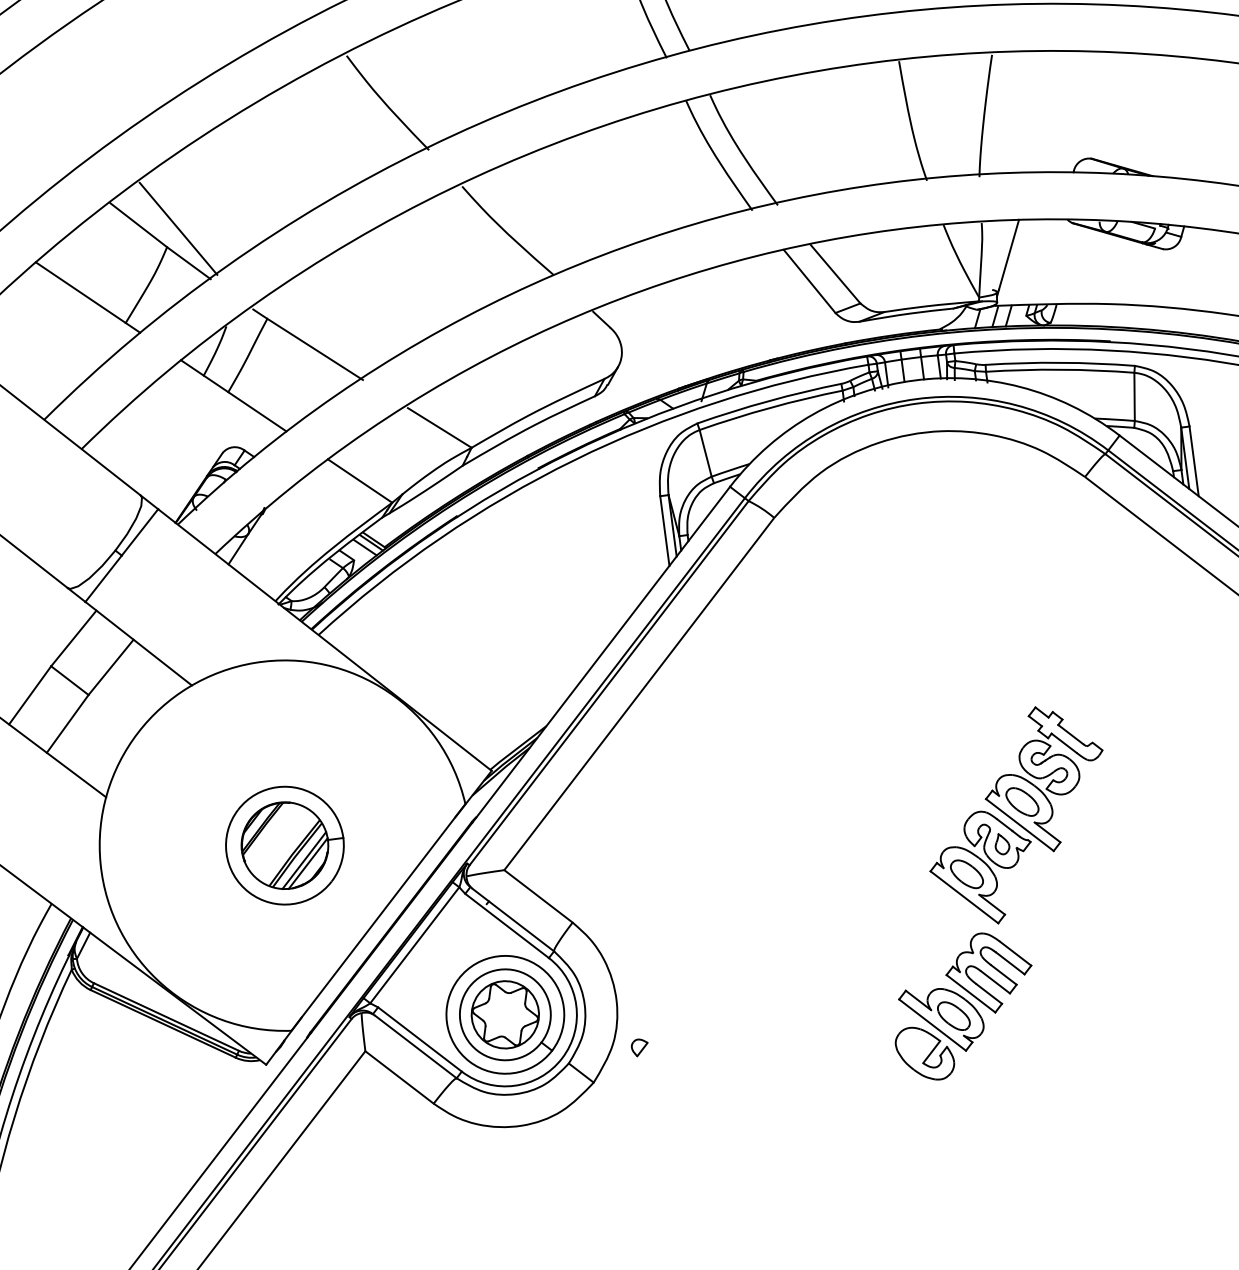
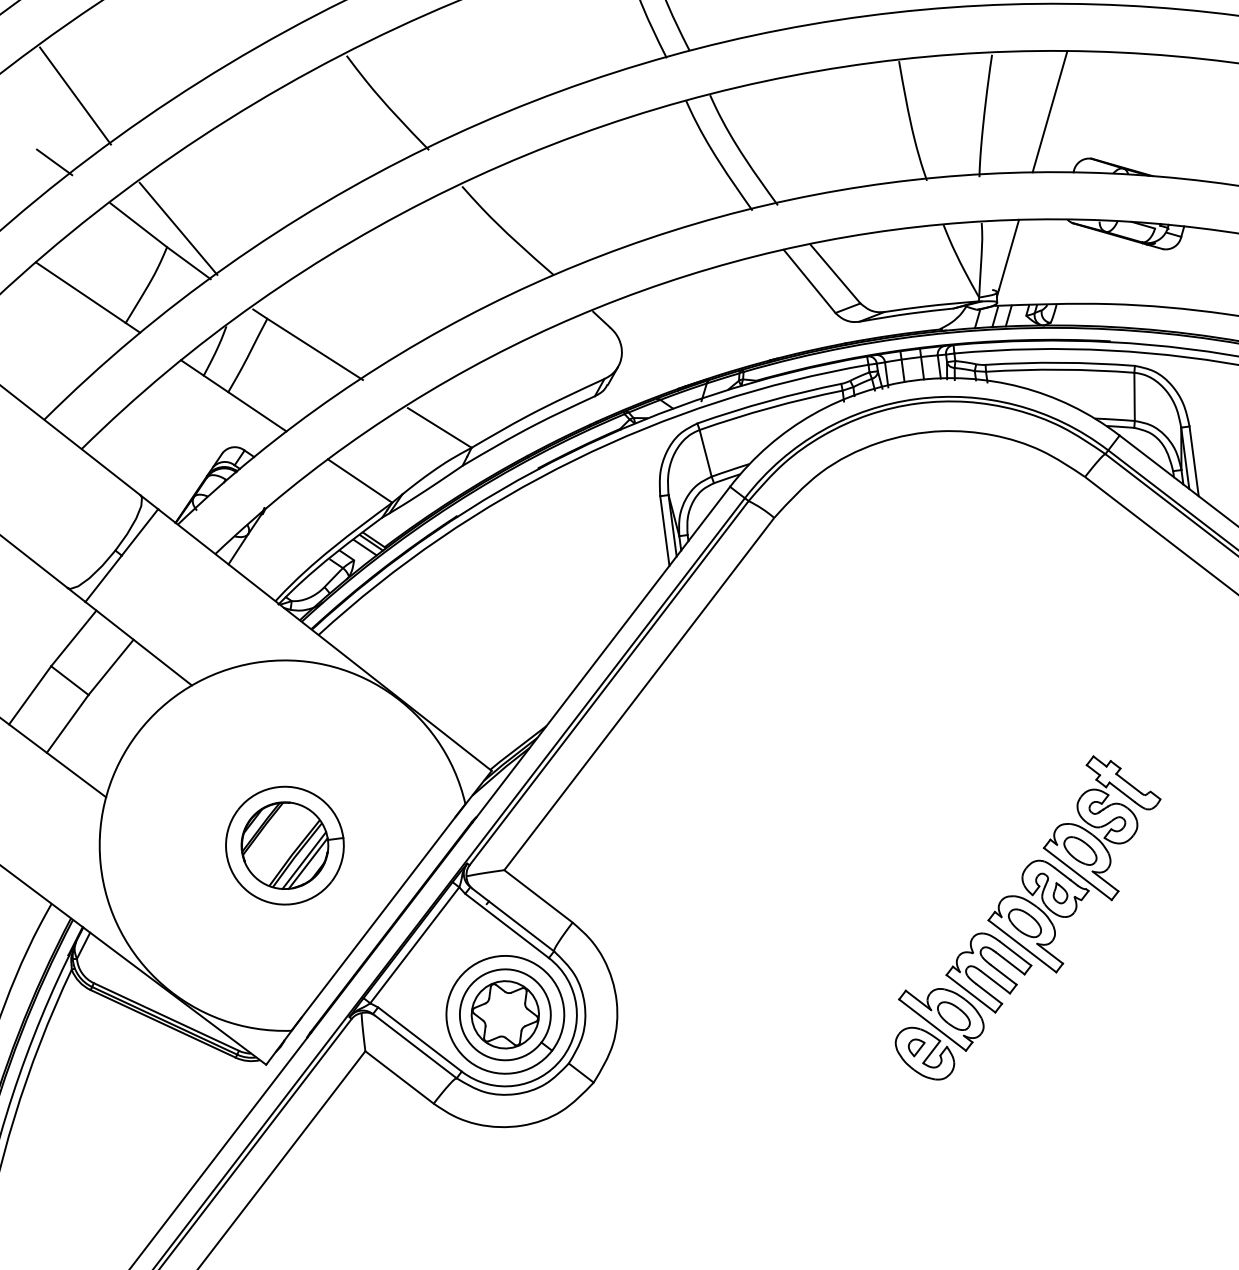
line: none -> present (75, 95)
line: none -> present (1049, 111)
line: none -> present (54, 162)
part position: (1016, 815) -> (1074, 864) (1074, 864)
part position: (639, 1047) -> (916, 1047) (916, 1047)
